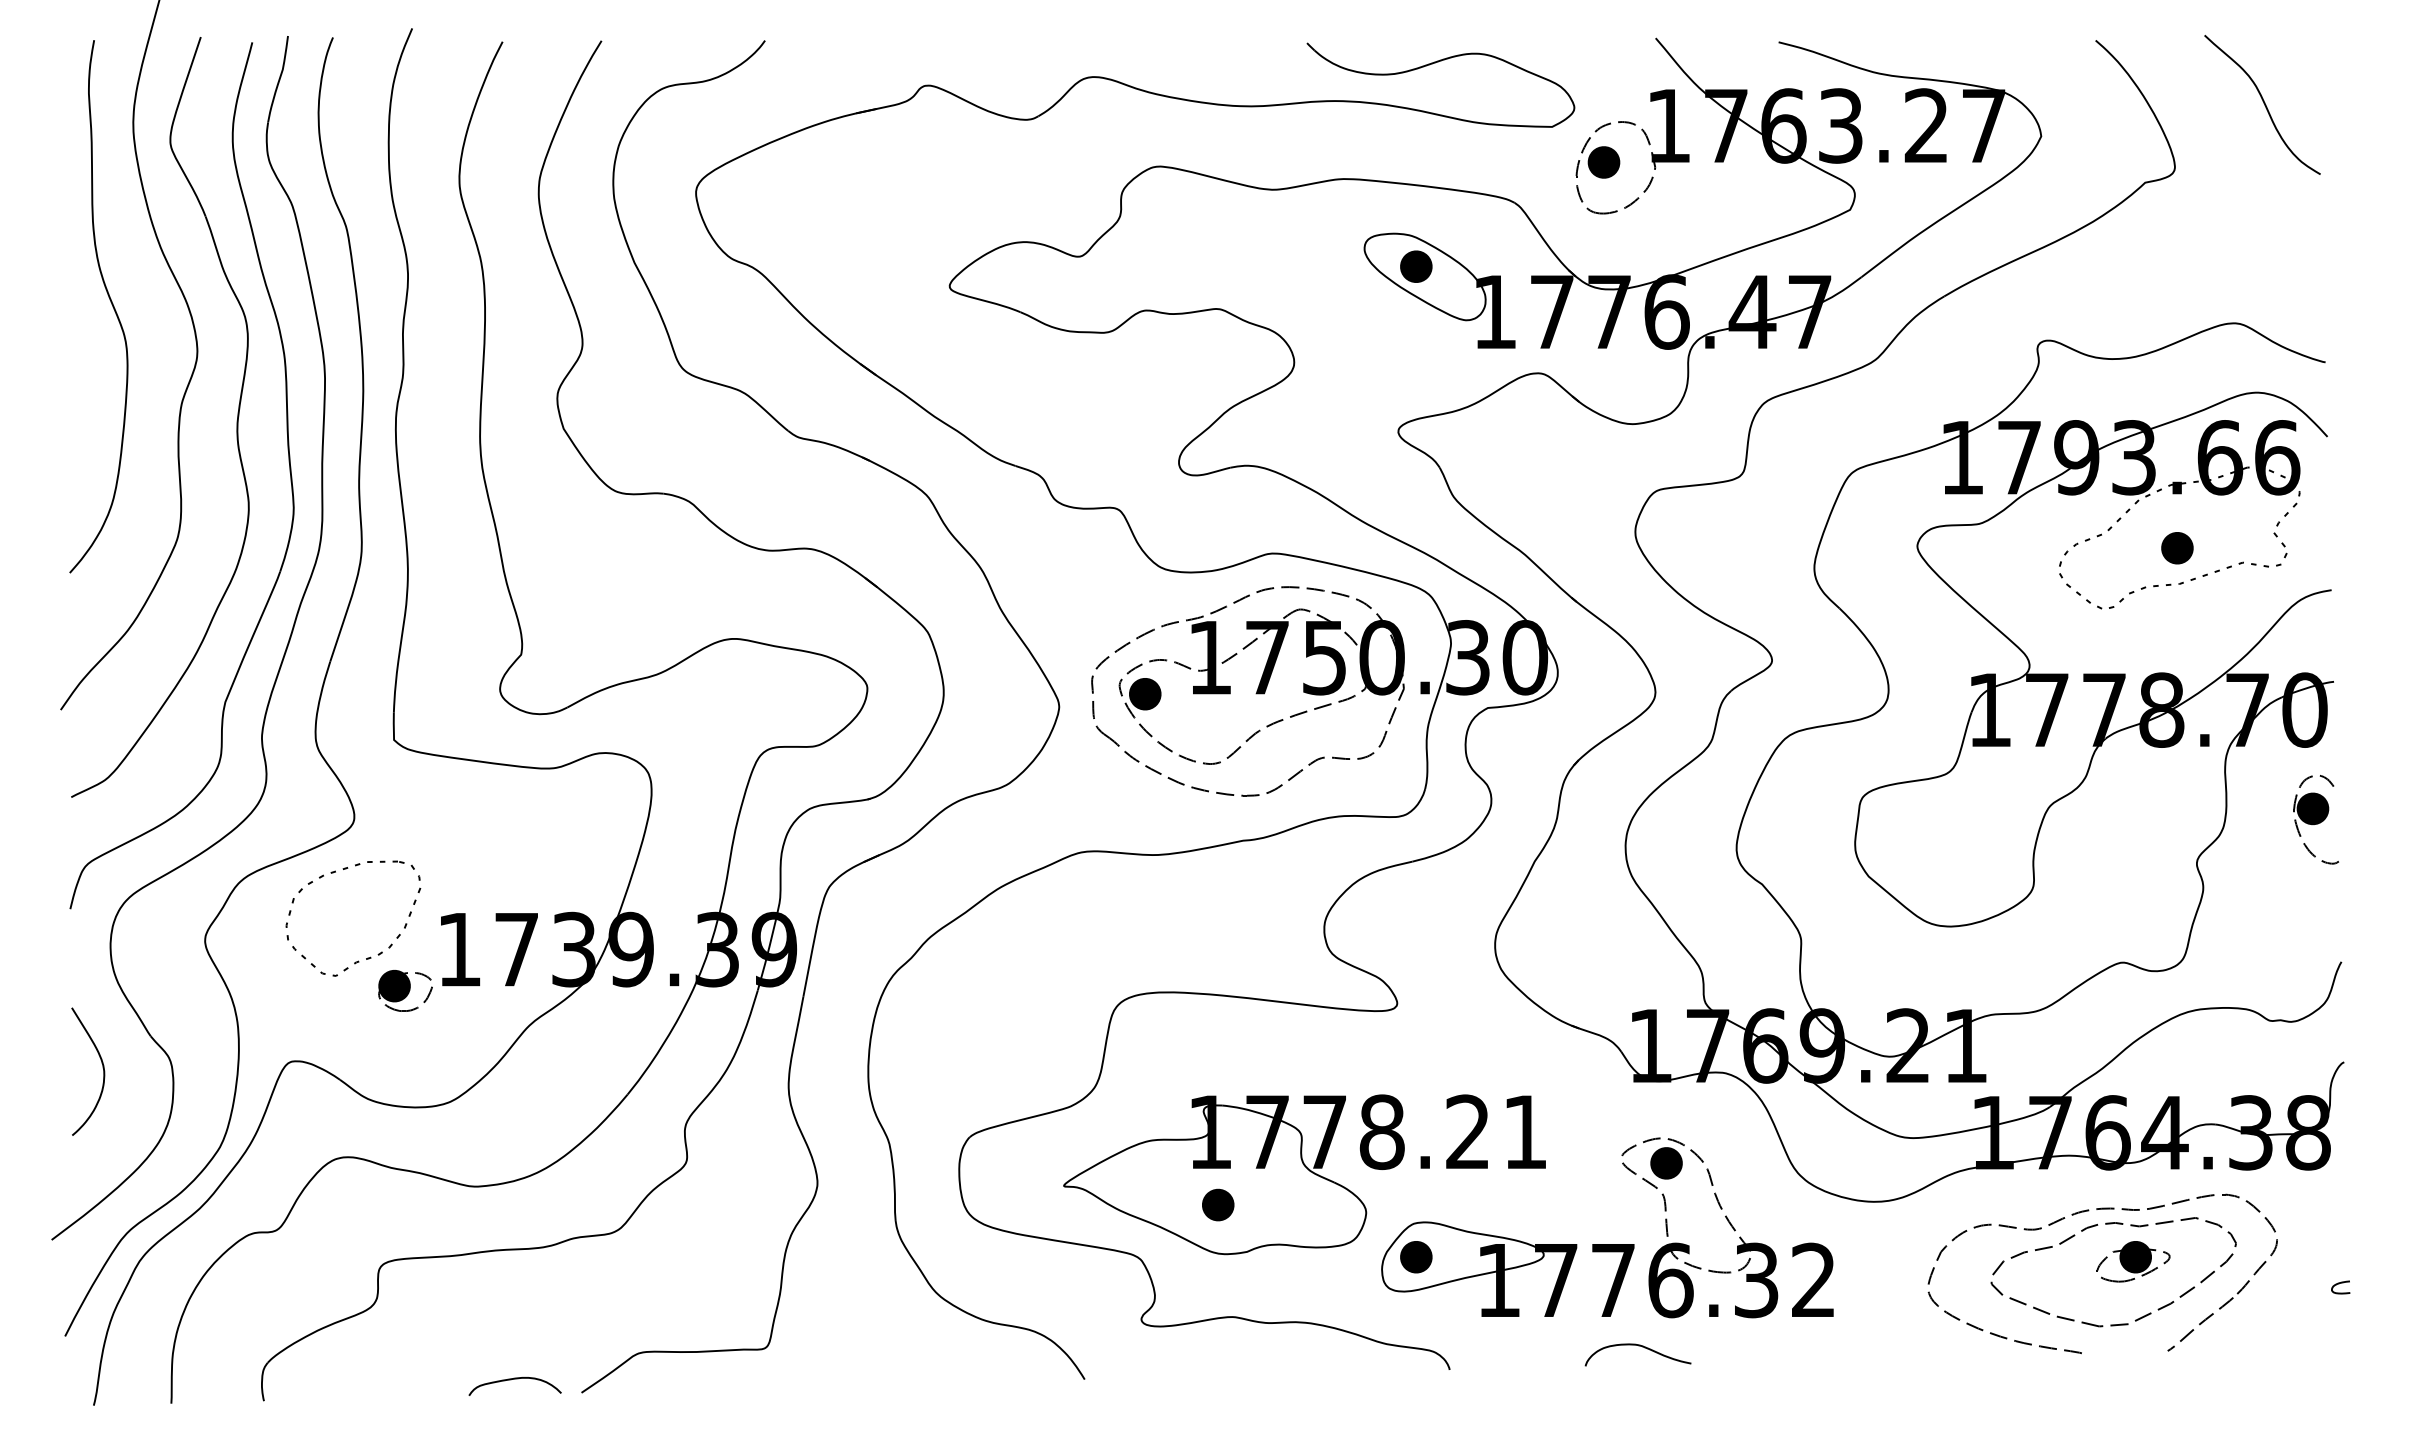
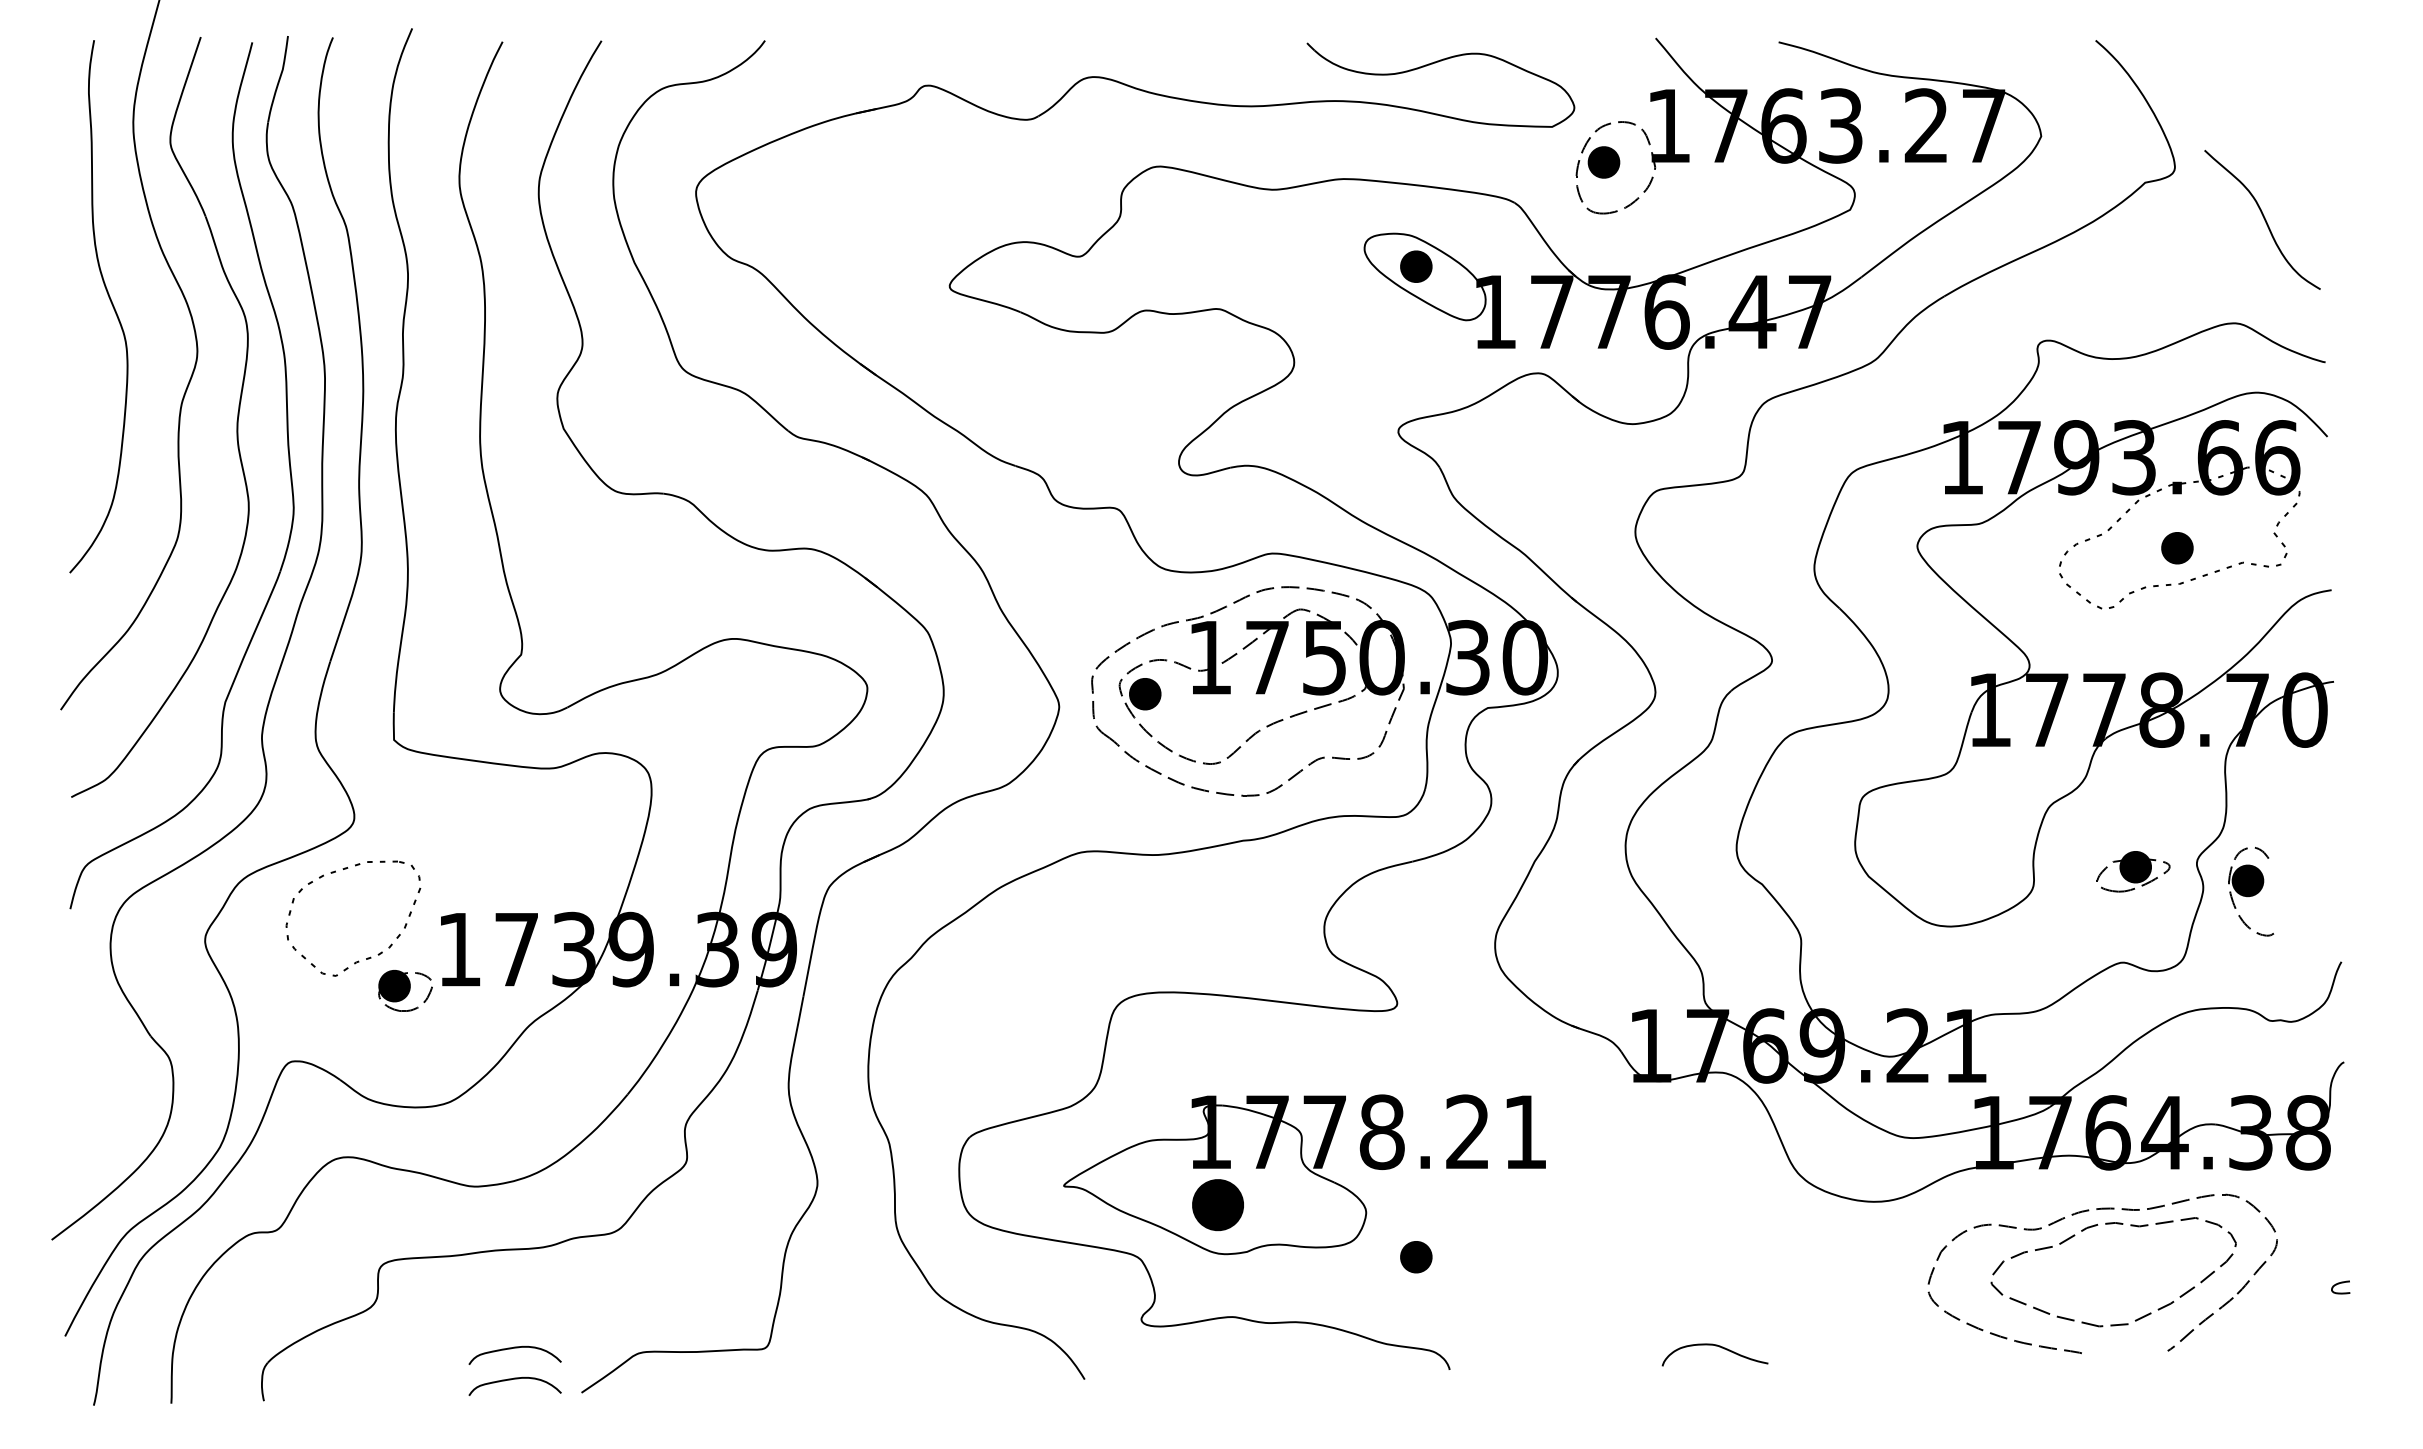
curve position: (2263, 103) -> (2263, 218) (2263, 218)
part position: (2316, 819) -> (2251, 891) (2251, 891)
curve: present -> none (102, 1068)
part size: 33x34 px -> 52x53 px (1217, 1205)
part: present -> none (1607, 1244)
part position: (2133, 1261) -> (2133, 871) (2133, 871)
curve position: (1638, 1346) -> (1715, 1346) (1715, 1346)
curve: none -> present (511, 1349)
